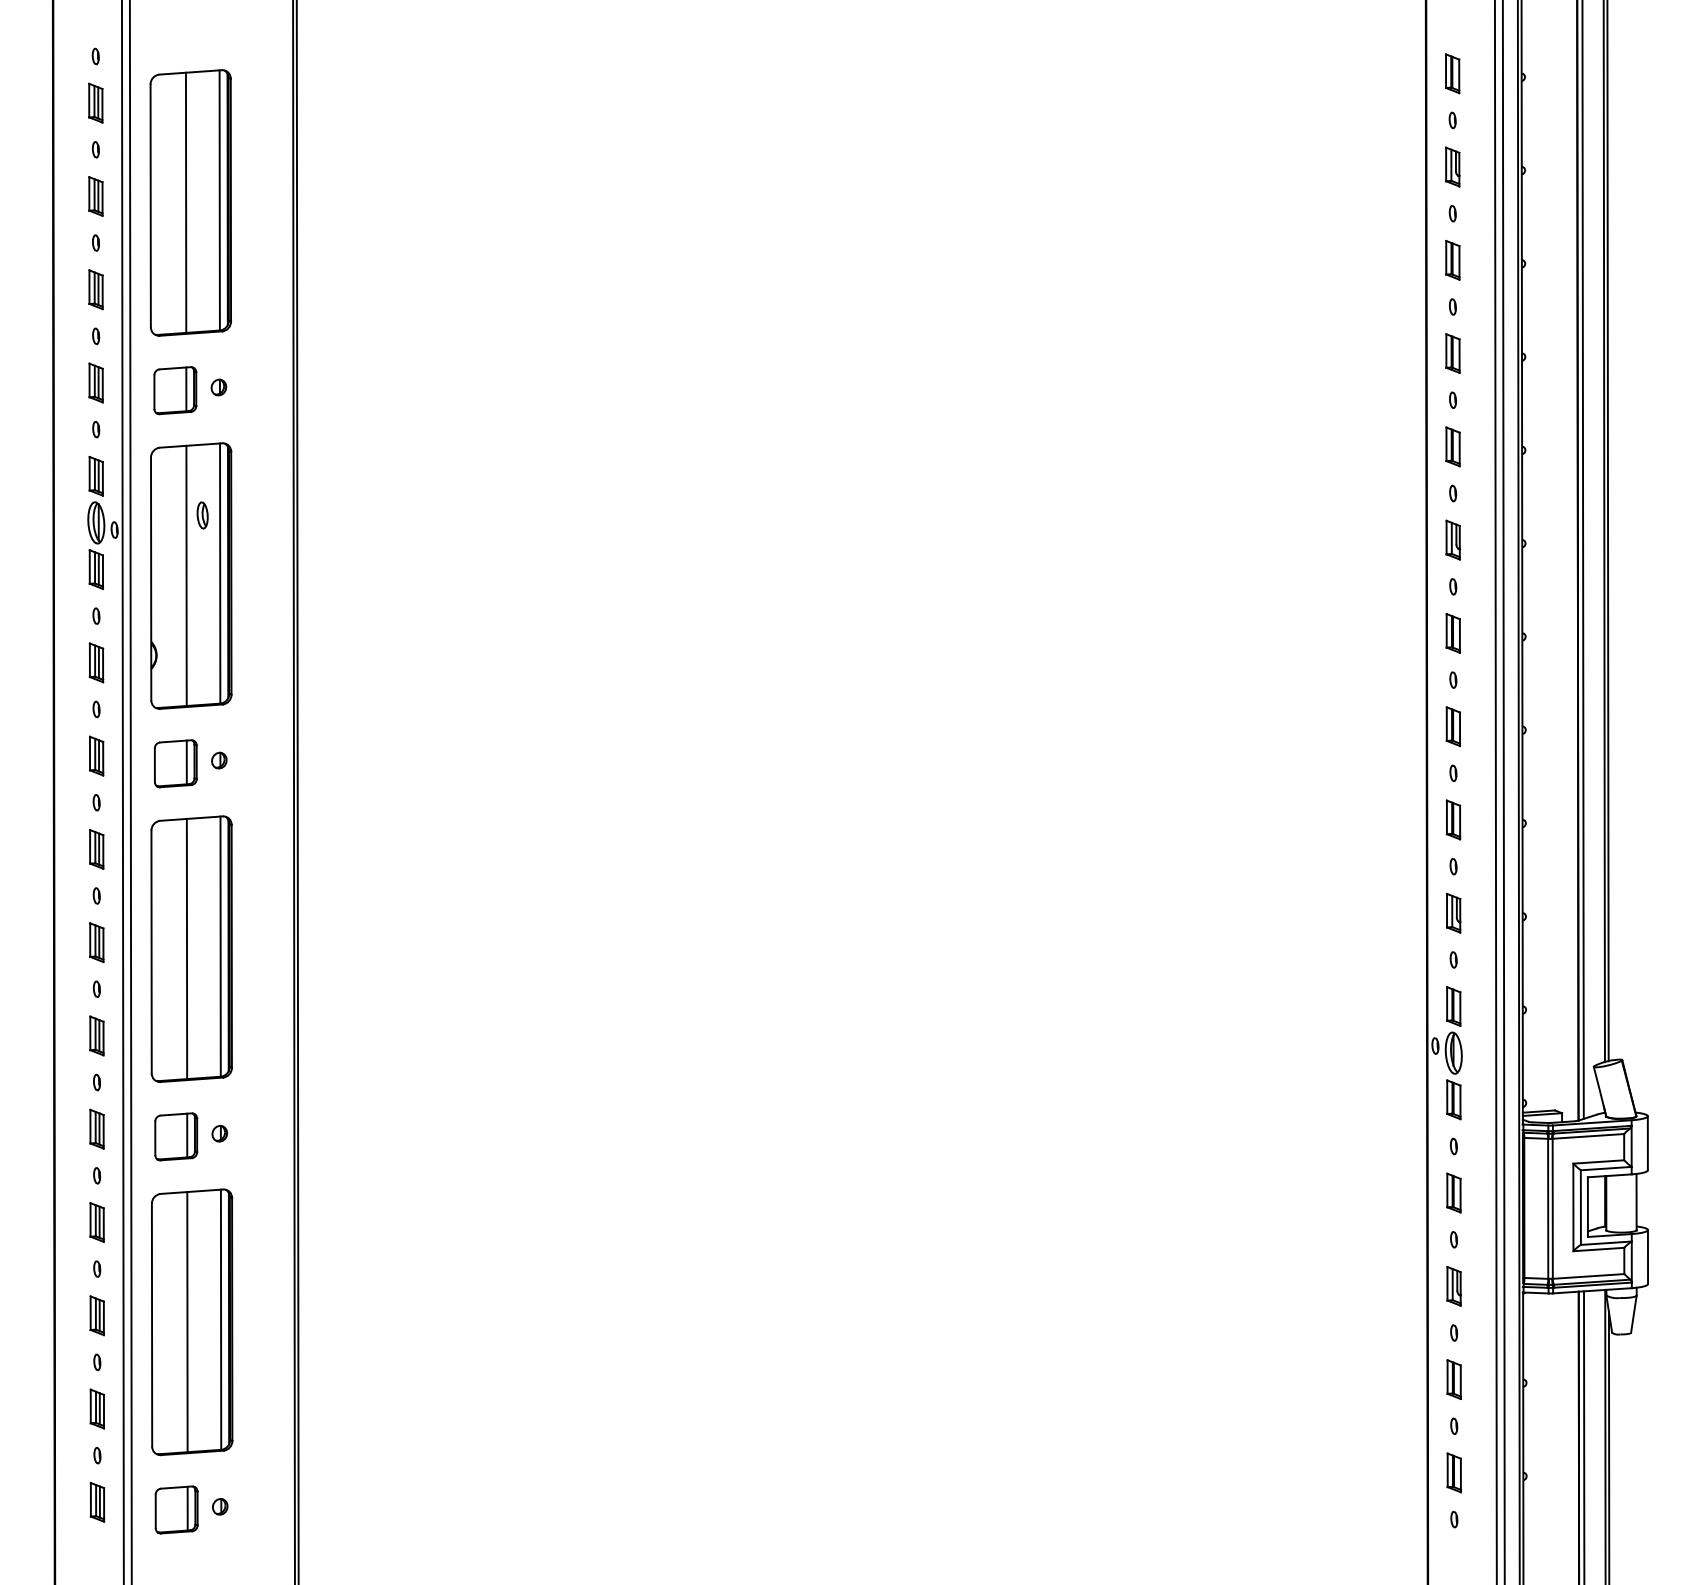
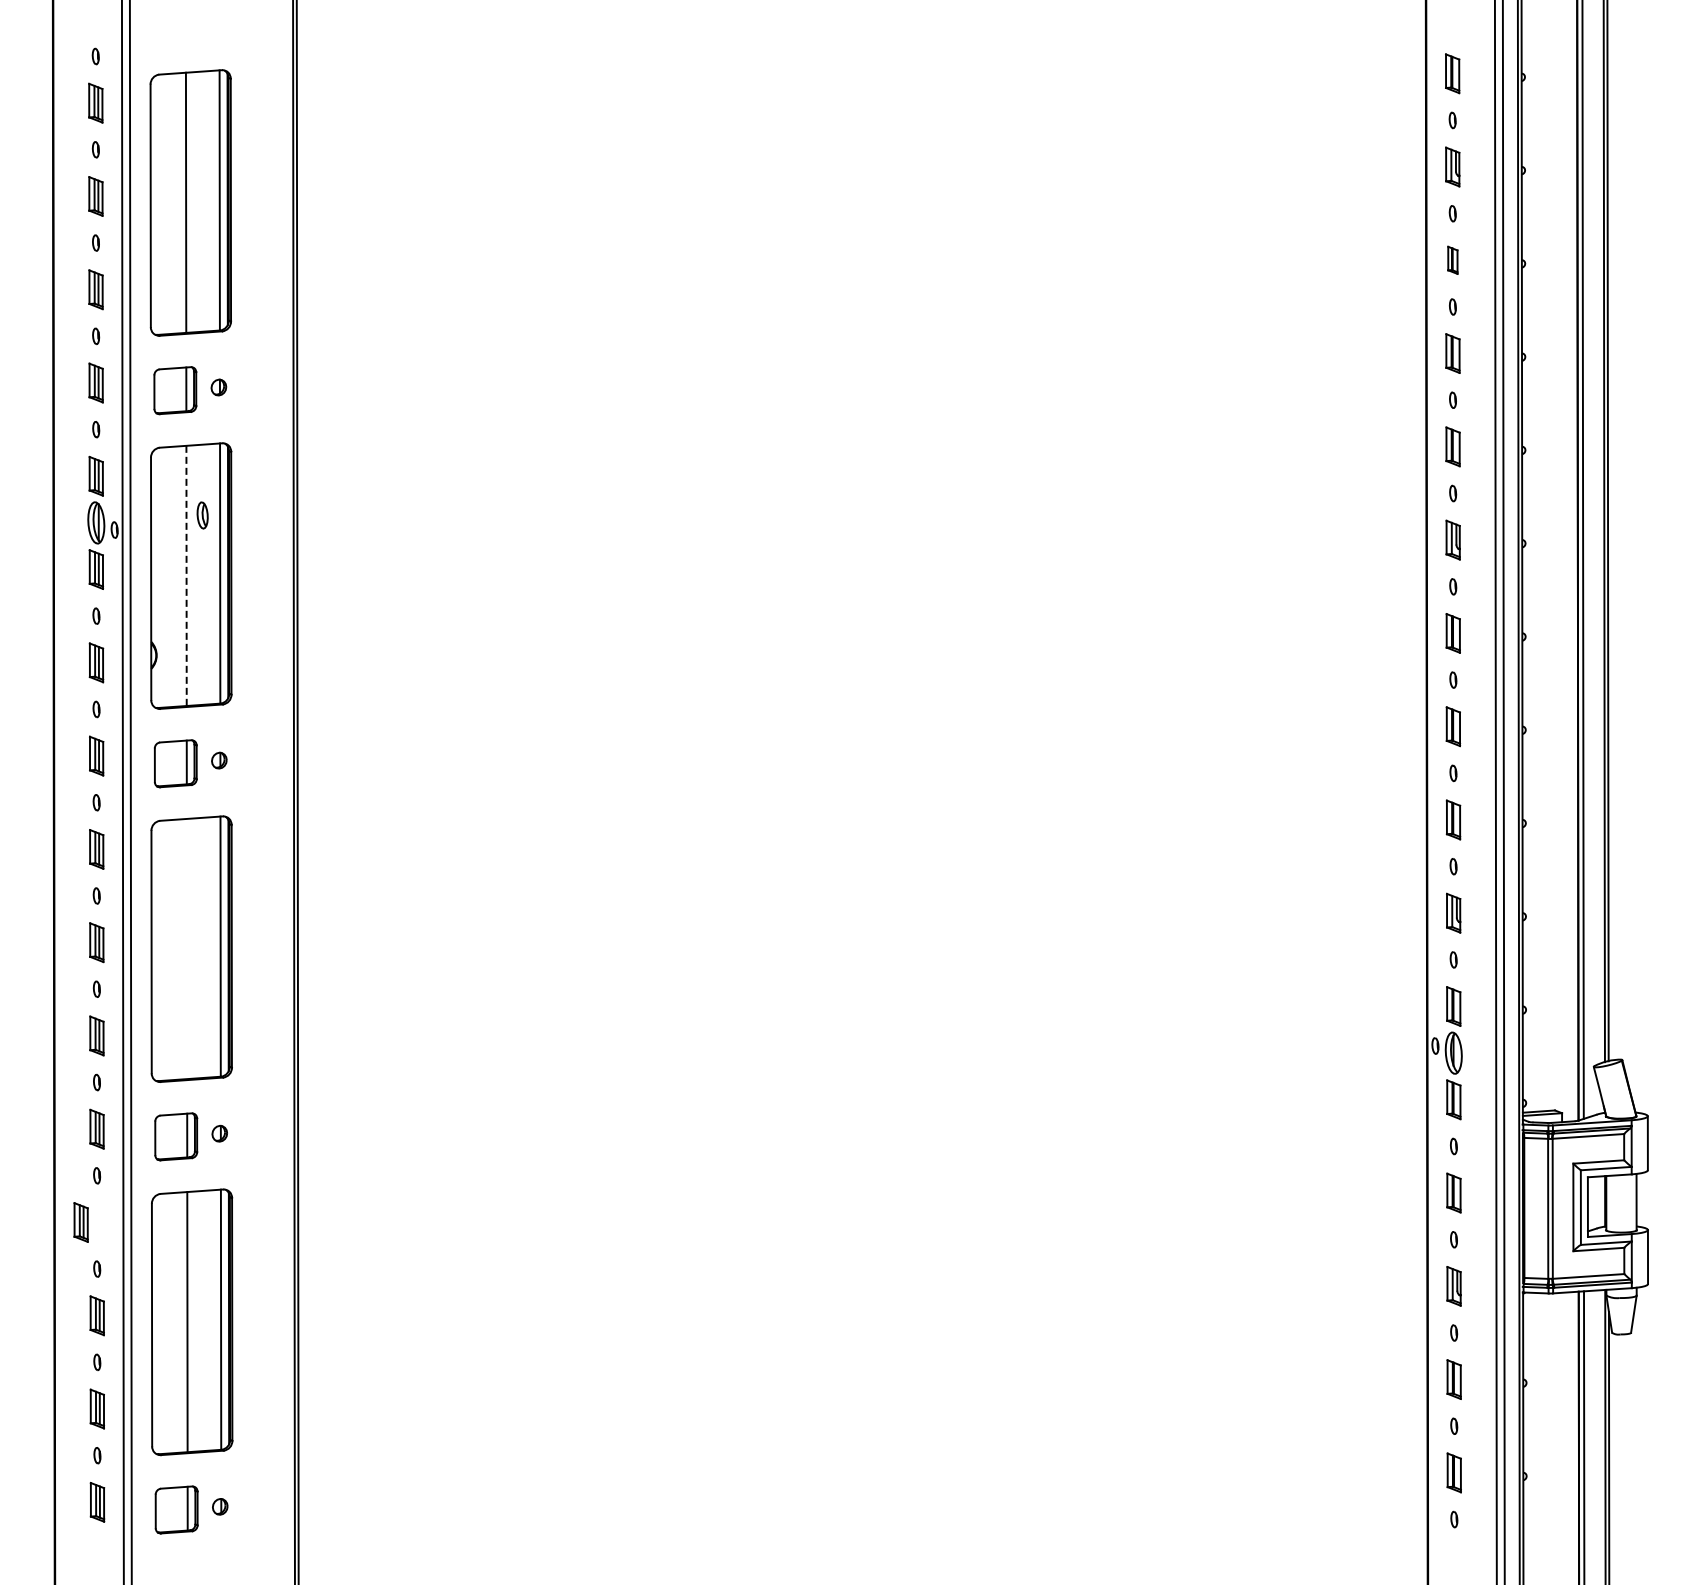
part size: 16x41 px -> 12x30 px (1452, 259)
line: solid -> dashed (186, 576)
line: present -> none (186, 948)
part position: (96, 1222) -> (80, 1222) (80, 1222)
